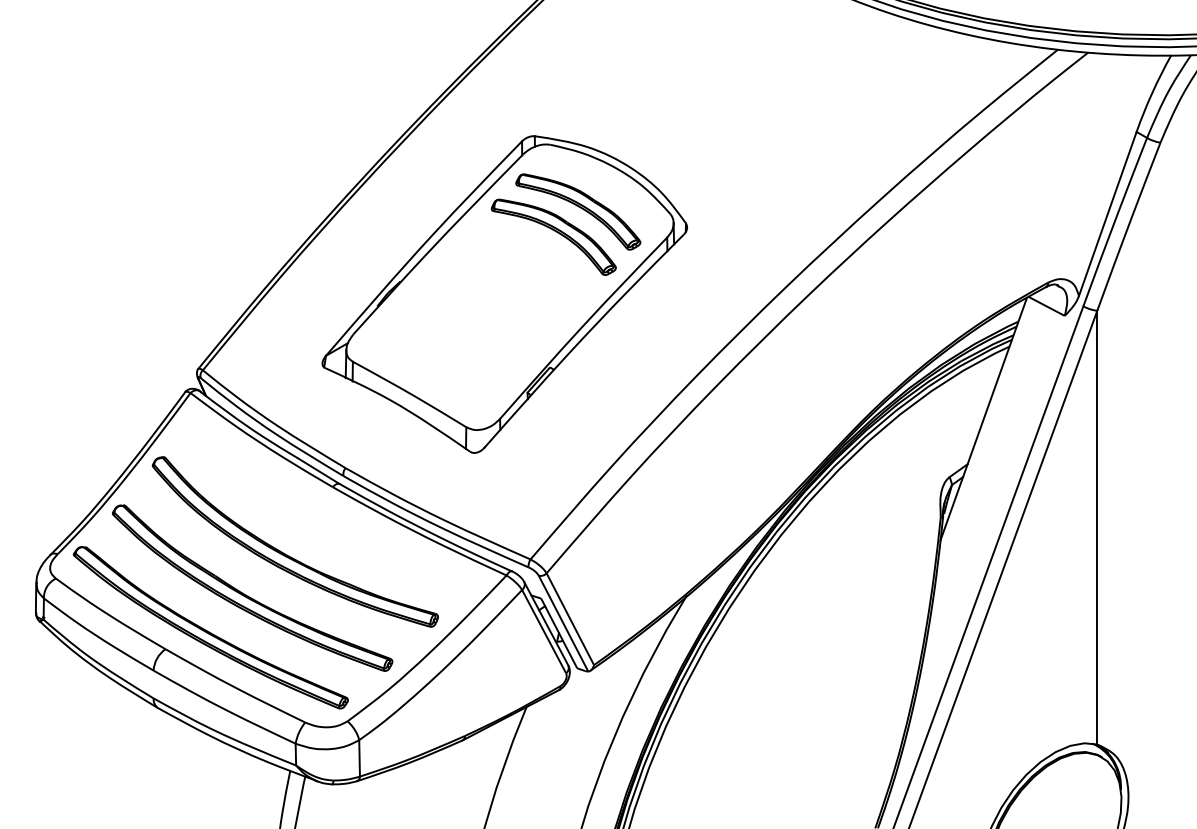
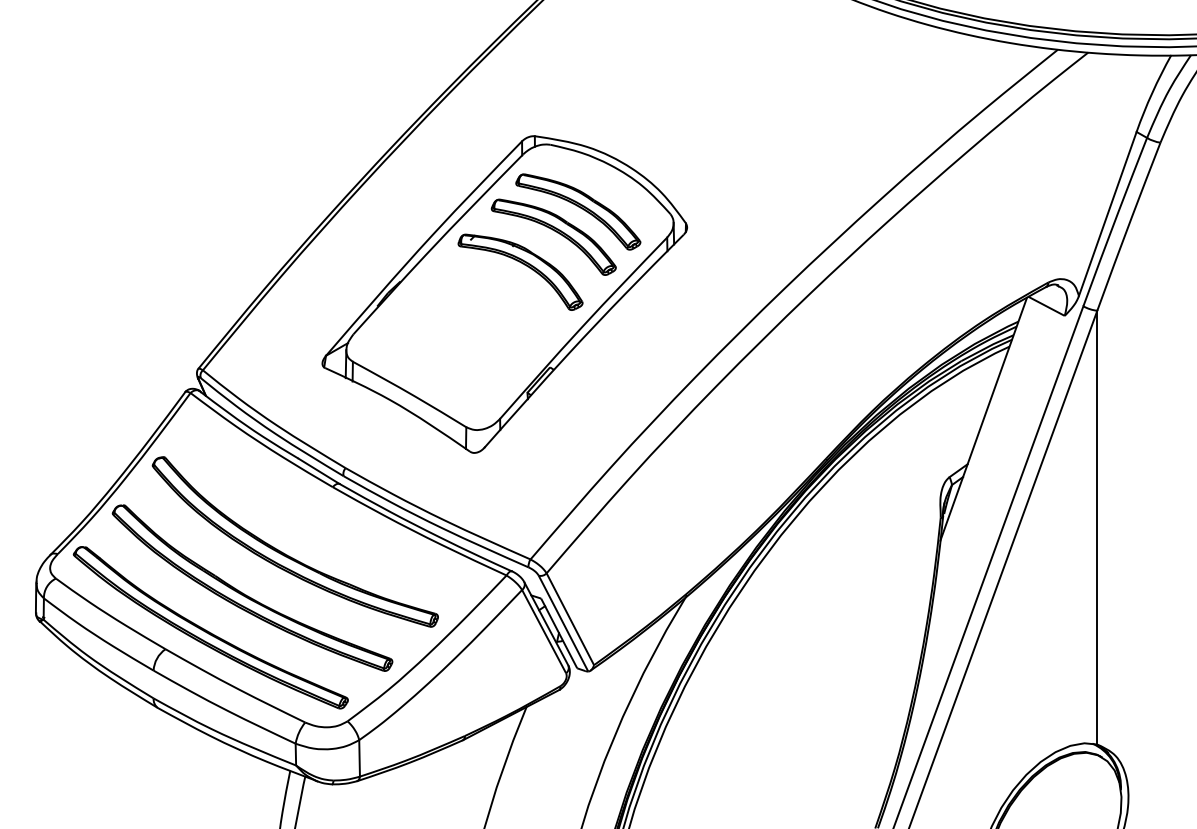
part: none -> present (524, 265)
